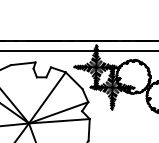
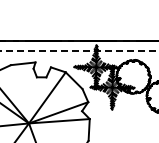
line: solid -> dashed (79, 51)
